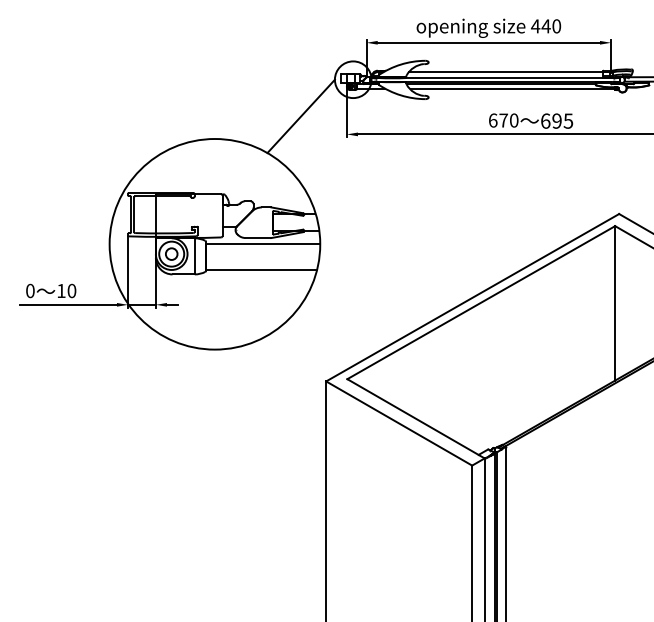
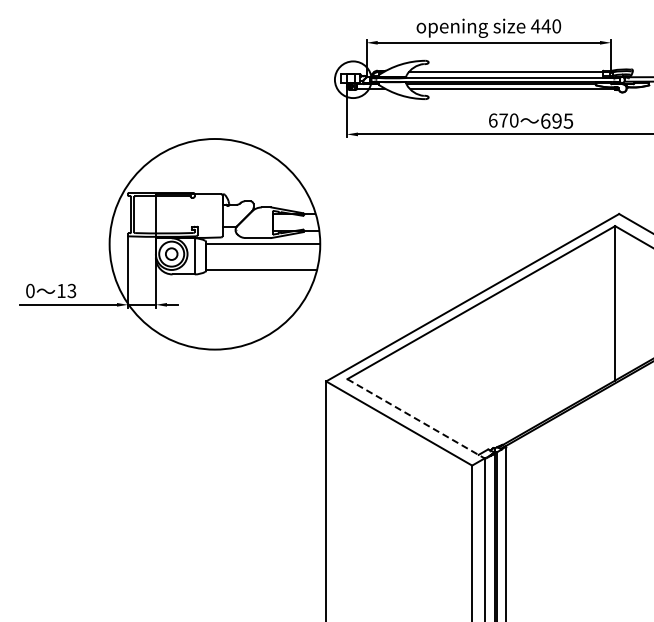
line: present -> none (300, 116)
text: 10 -> 13 (71, 291)
line: solid -> dashed (416, 419)
